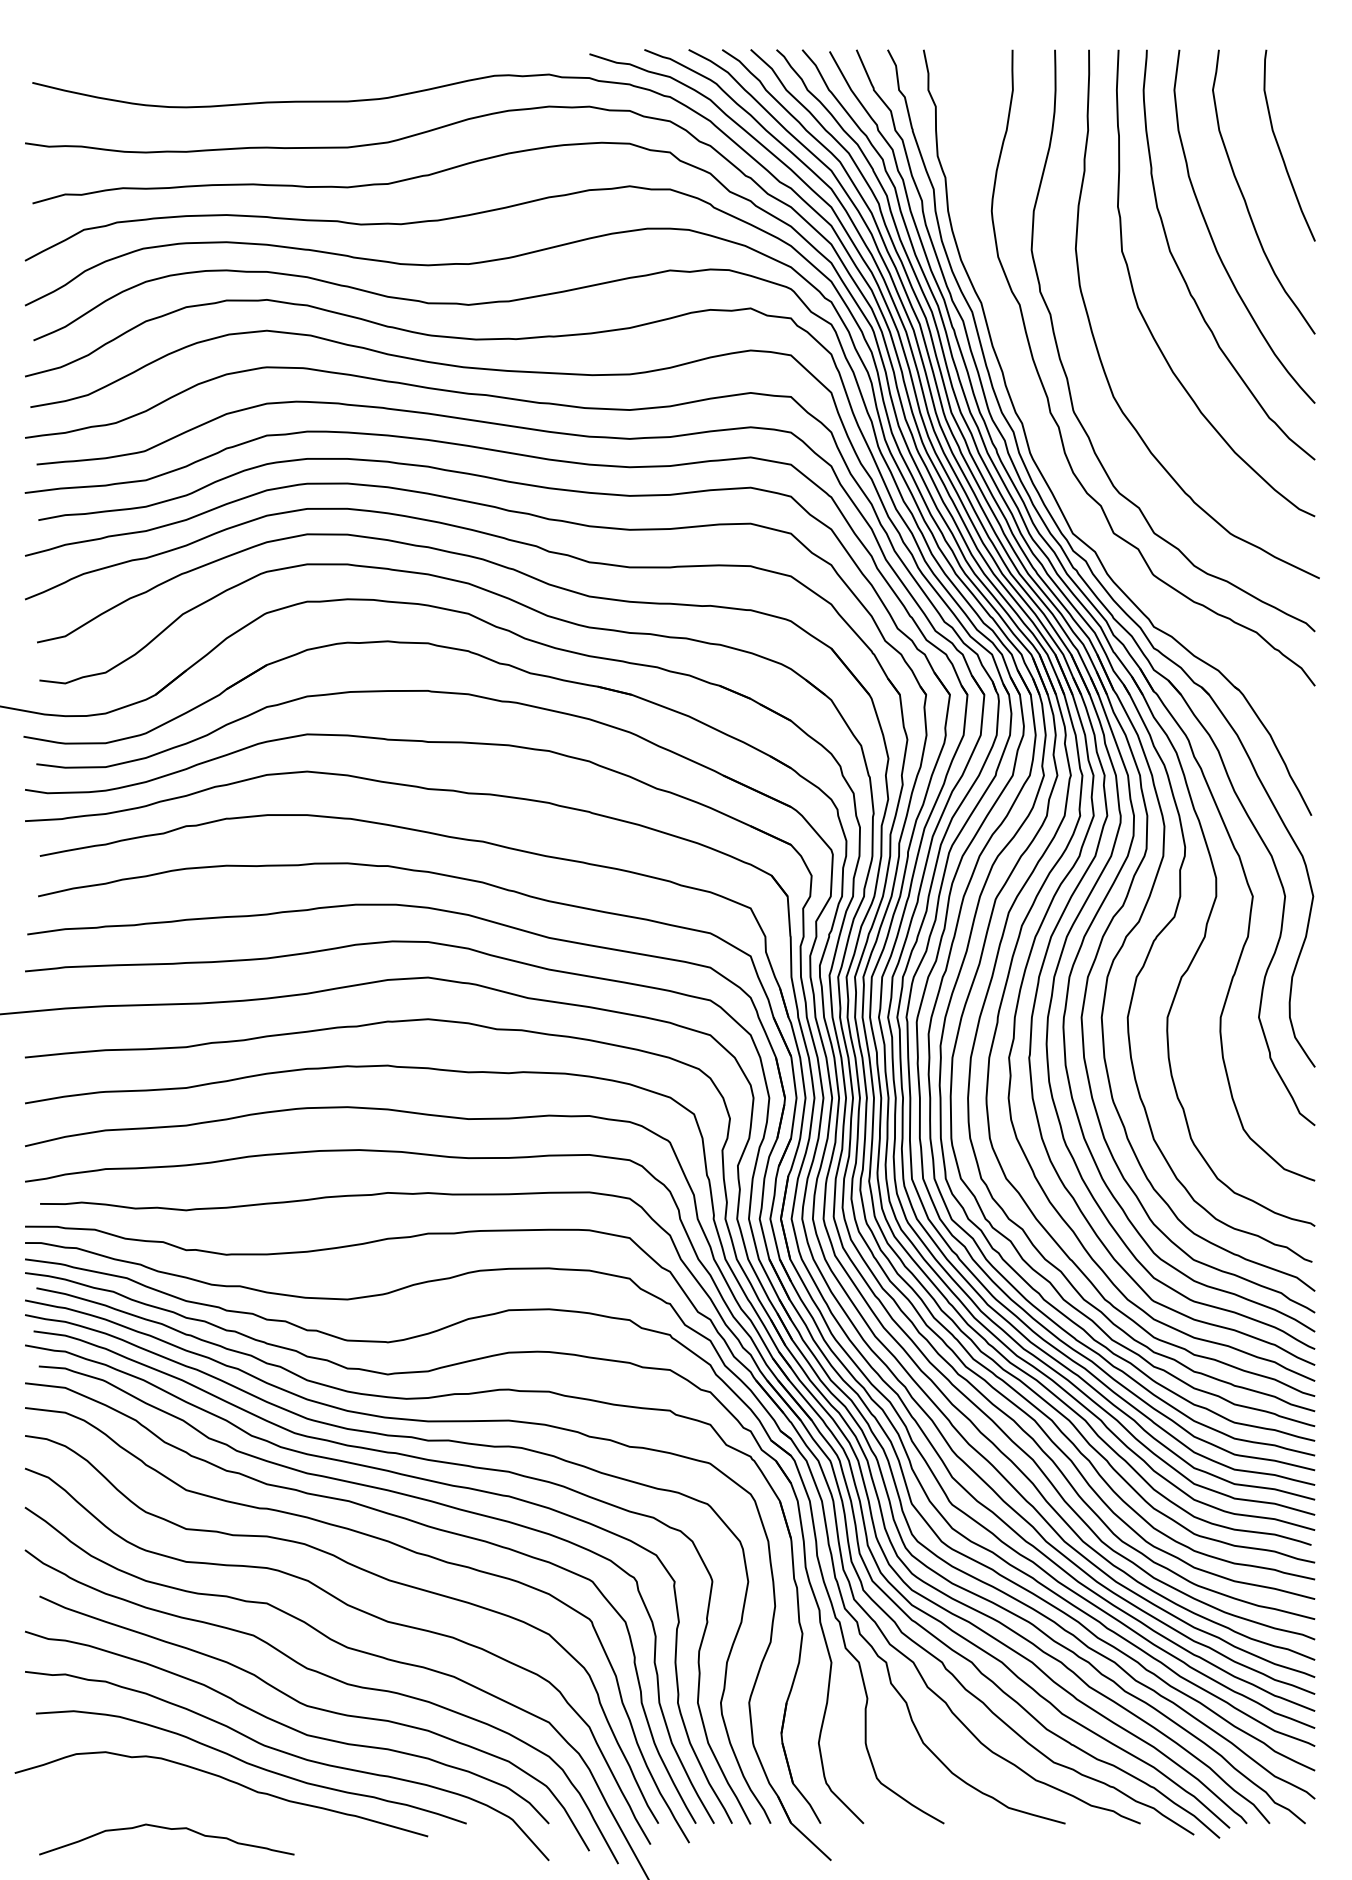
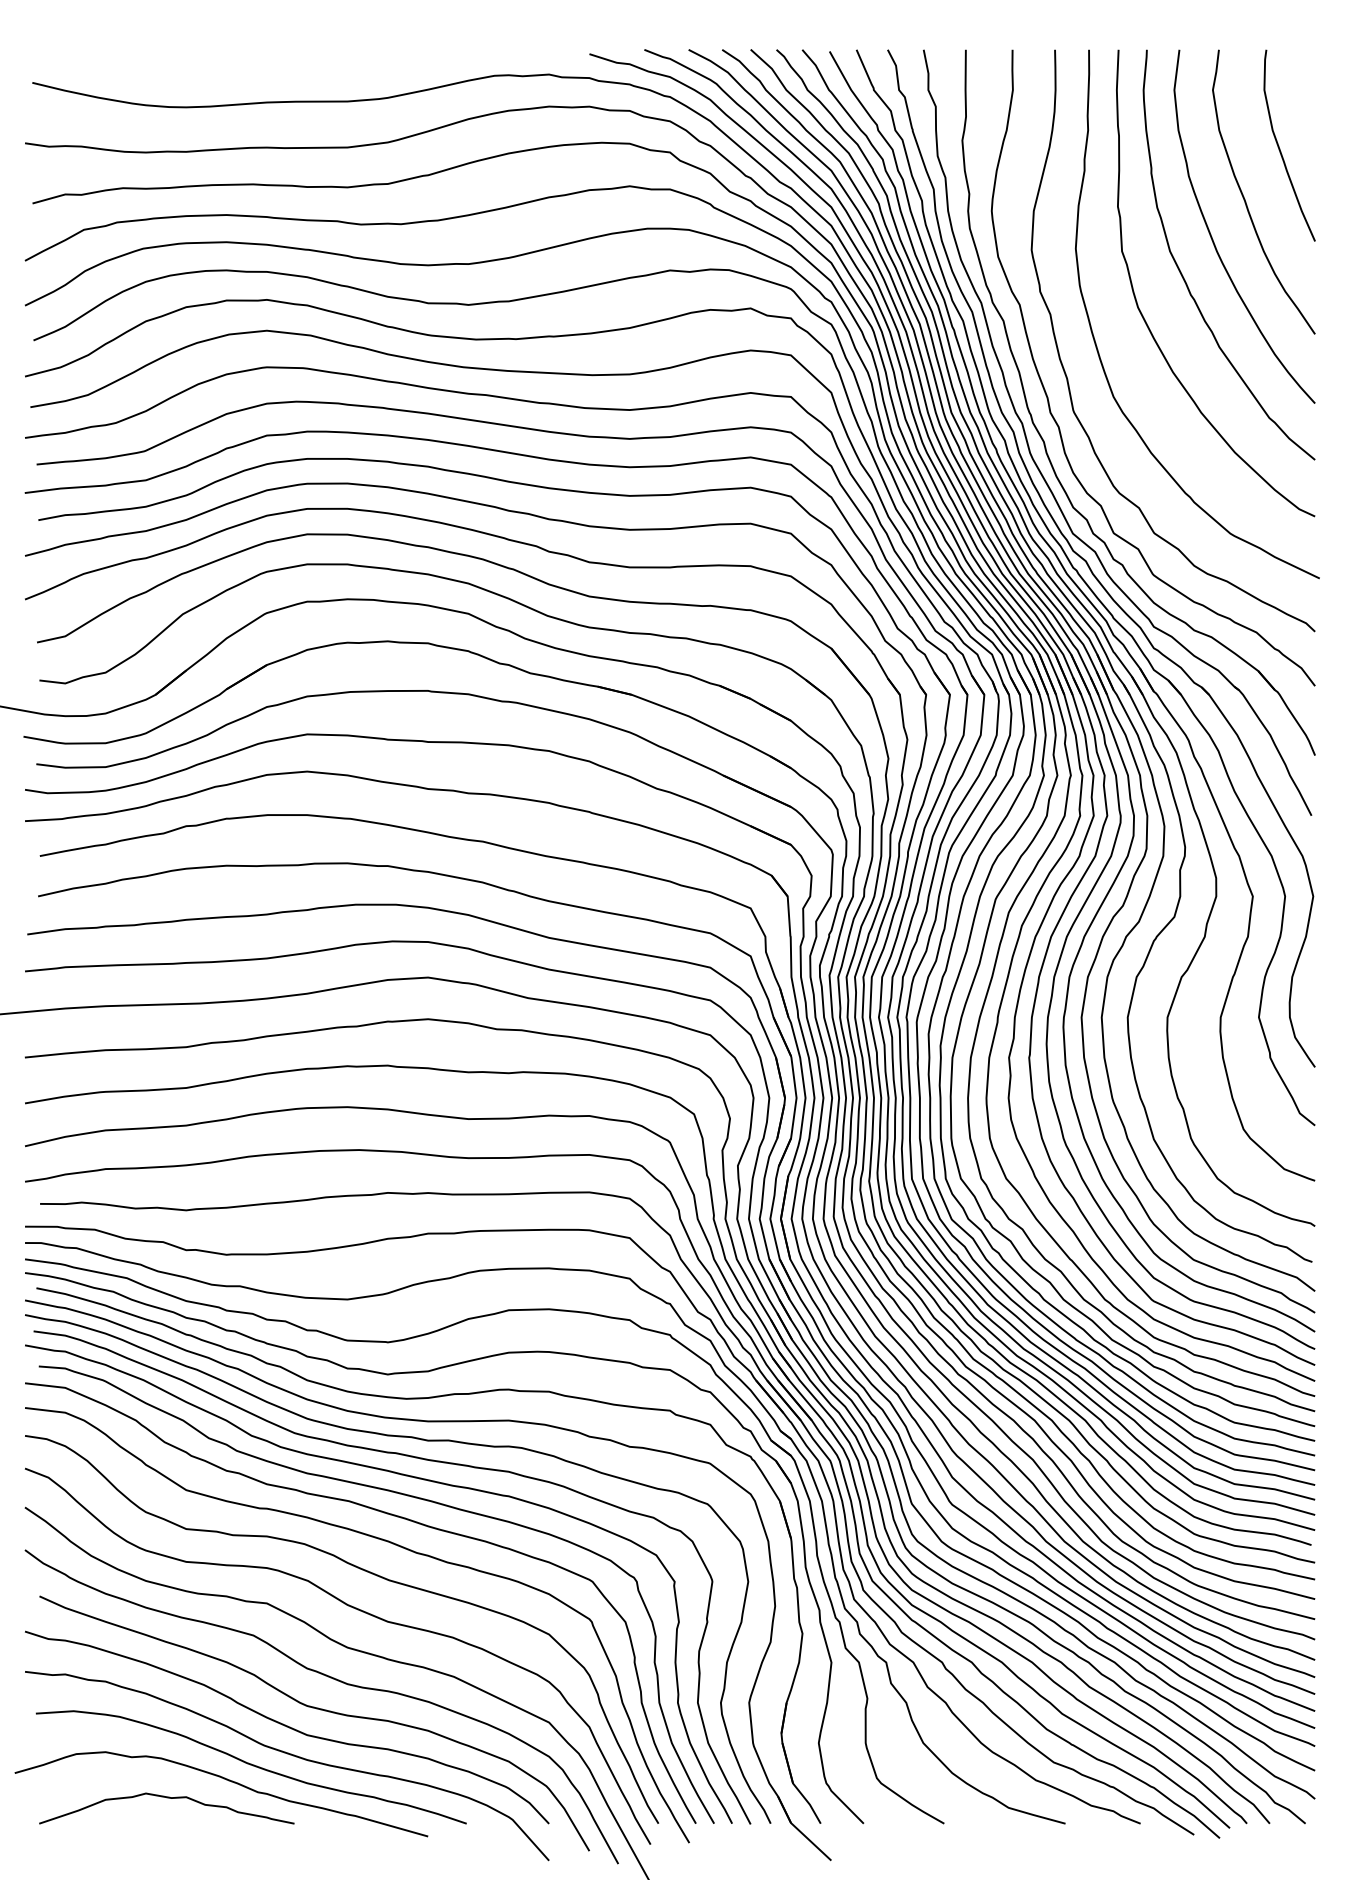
part: none -> present (1044, 440)
curve position: (166, 1829) -> (166, 1798) (166, 1798)
